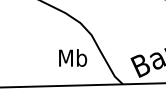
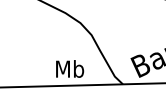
text position: (73, 57) -> (70, 68) (70, 68)
